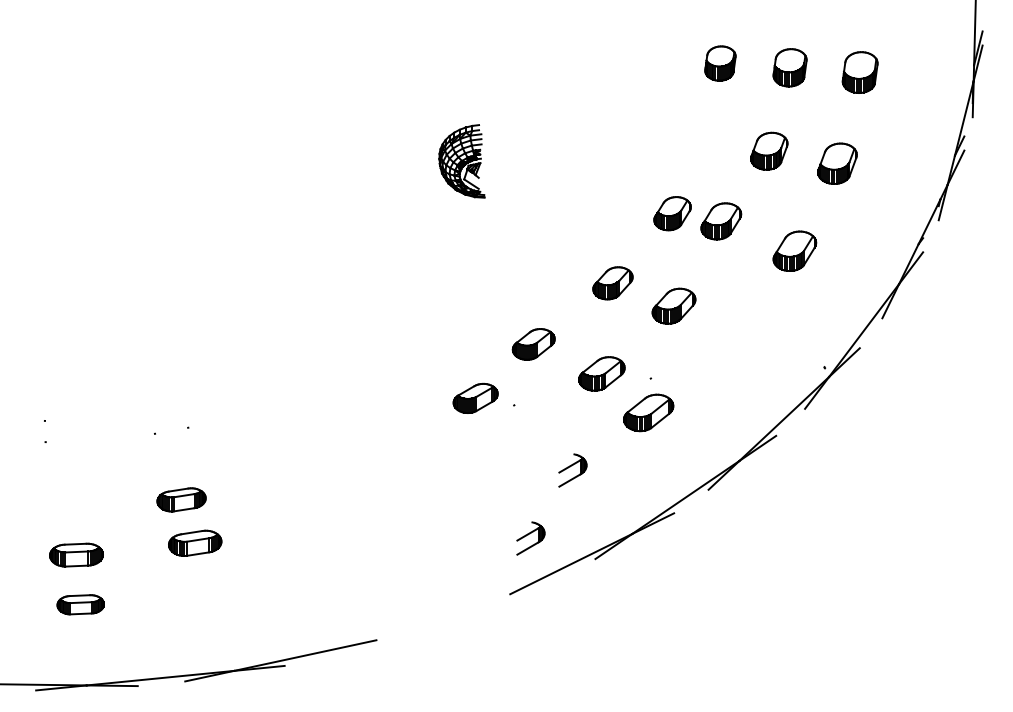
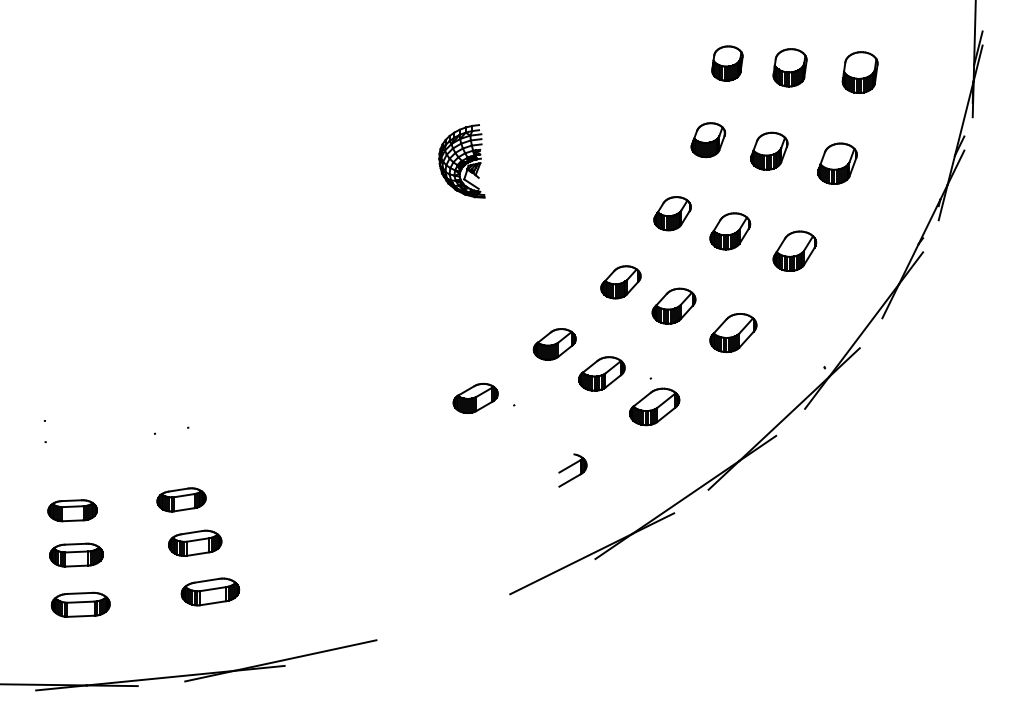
part position: (720, 63) -> (727, 63) (727, 63)
part: none -> present (708, 140)
part position: (721, 221) -> (730, 231) (730, 231)
part position: (612, 283) -> (620, 282) (620, 282)
part: none -> present (733, 332)
part position: (533, 344) -> (554, 344) (554, 344)
part position: (648, 412) -> (654, 406) (654, 406)
part: none -> present (72, 510)
part: present -> none (530, 538)
part: none -> present (210, 591)
part size: 49x22 px -> 61x27 px (80, 604)
